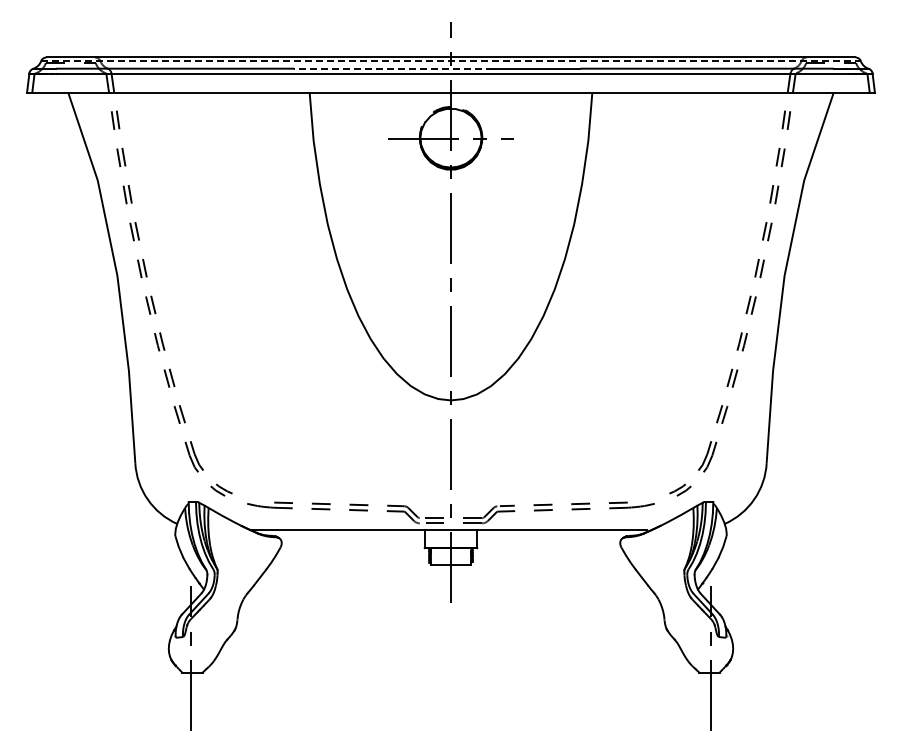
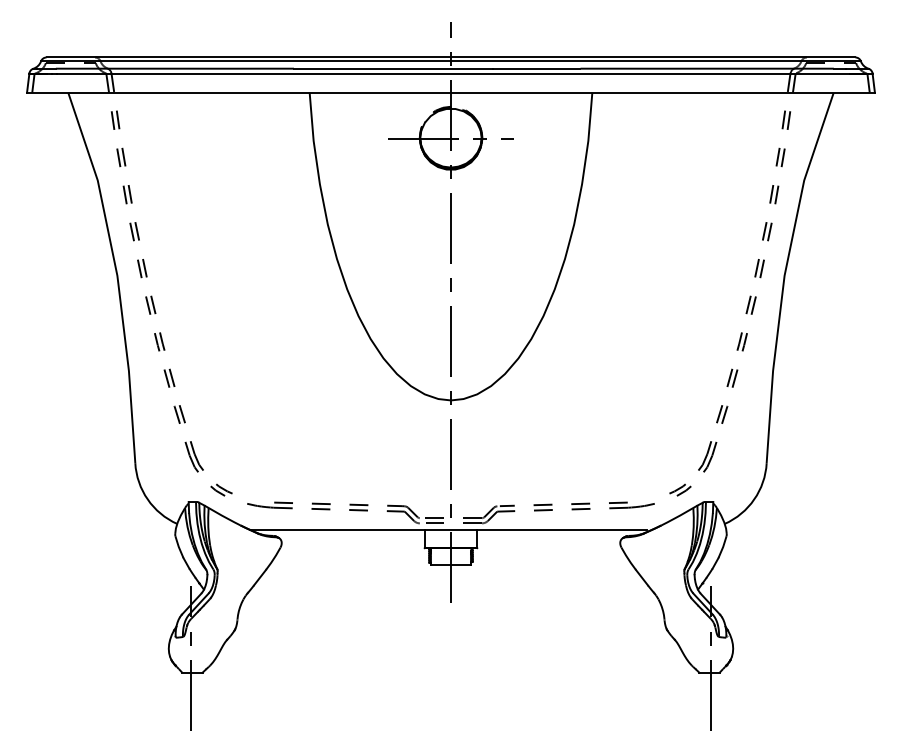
line: dashed -> solid (450, 61)
line: dashed -> solid (392, 68)
